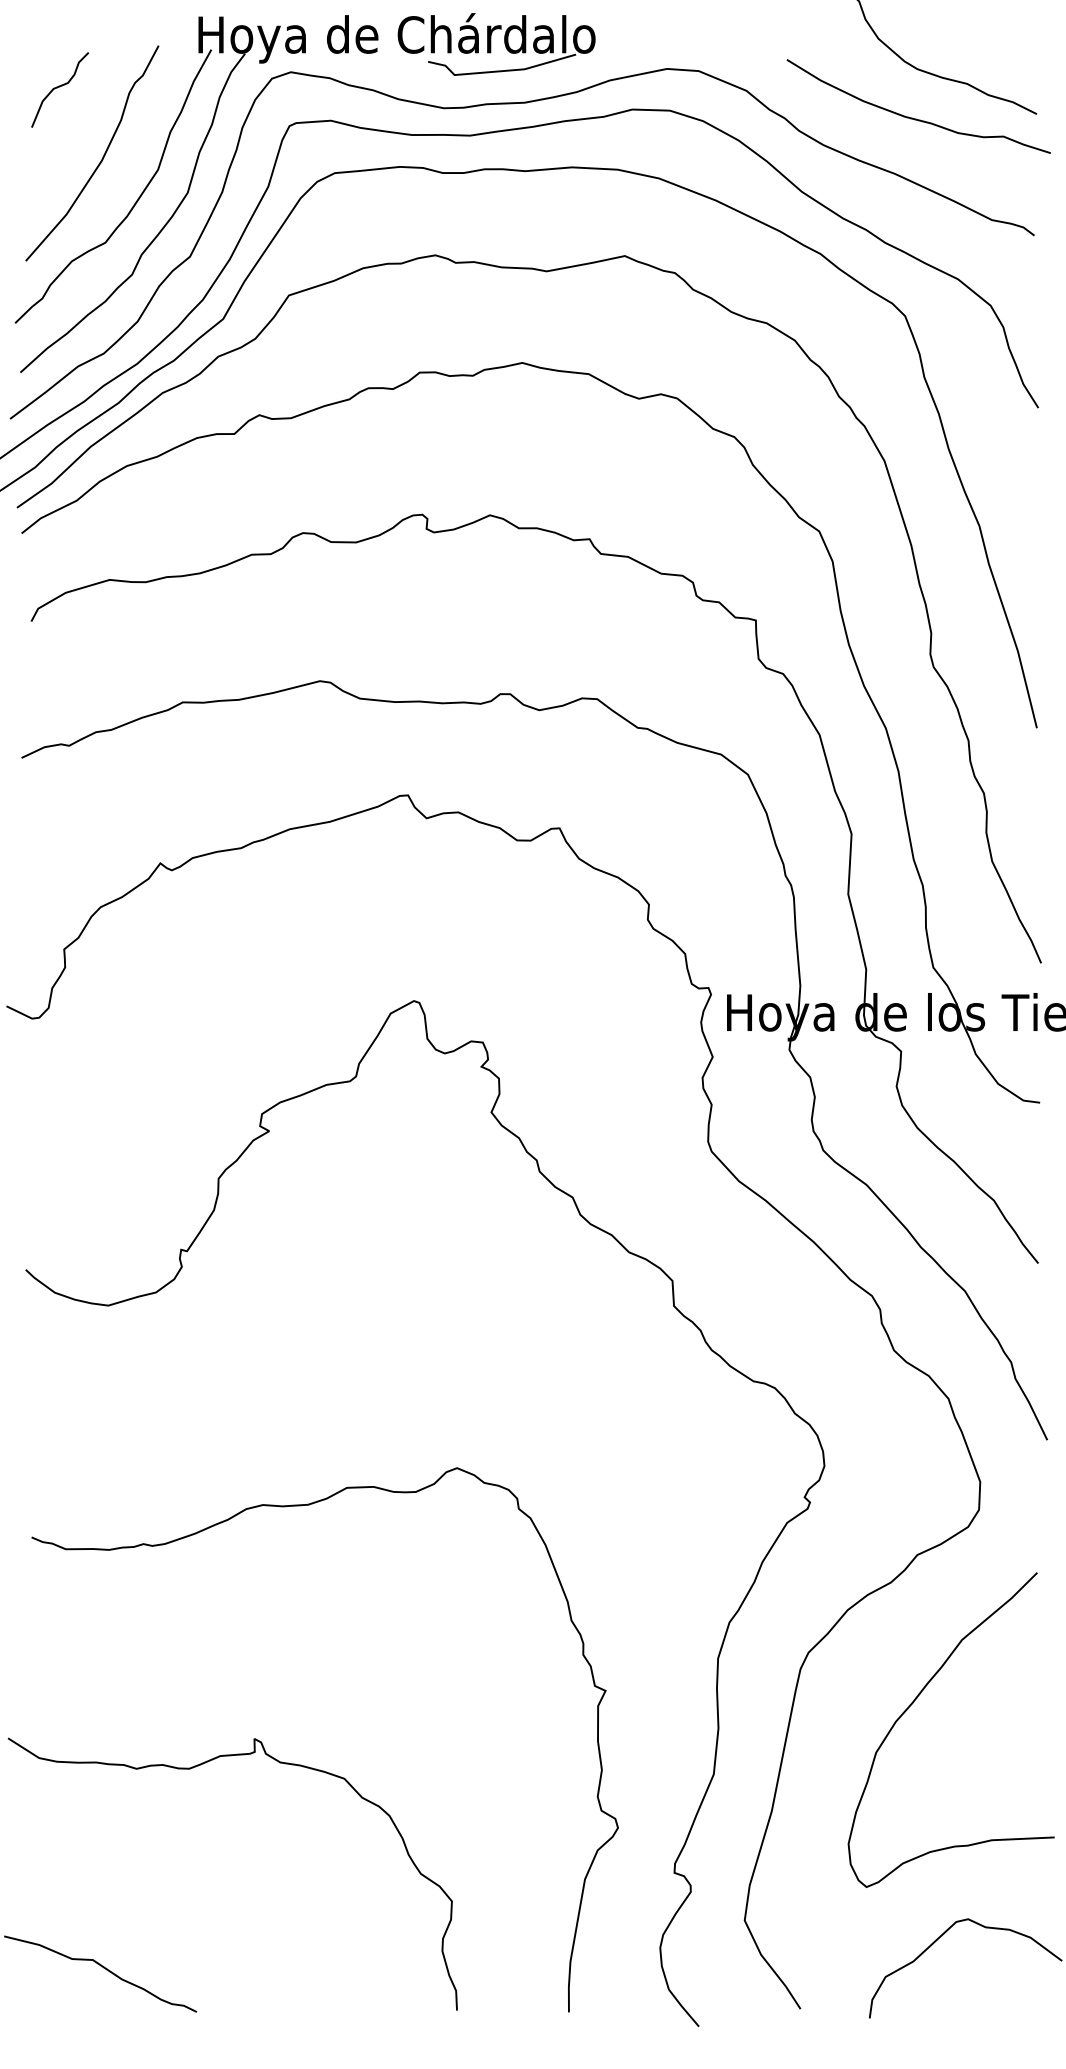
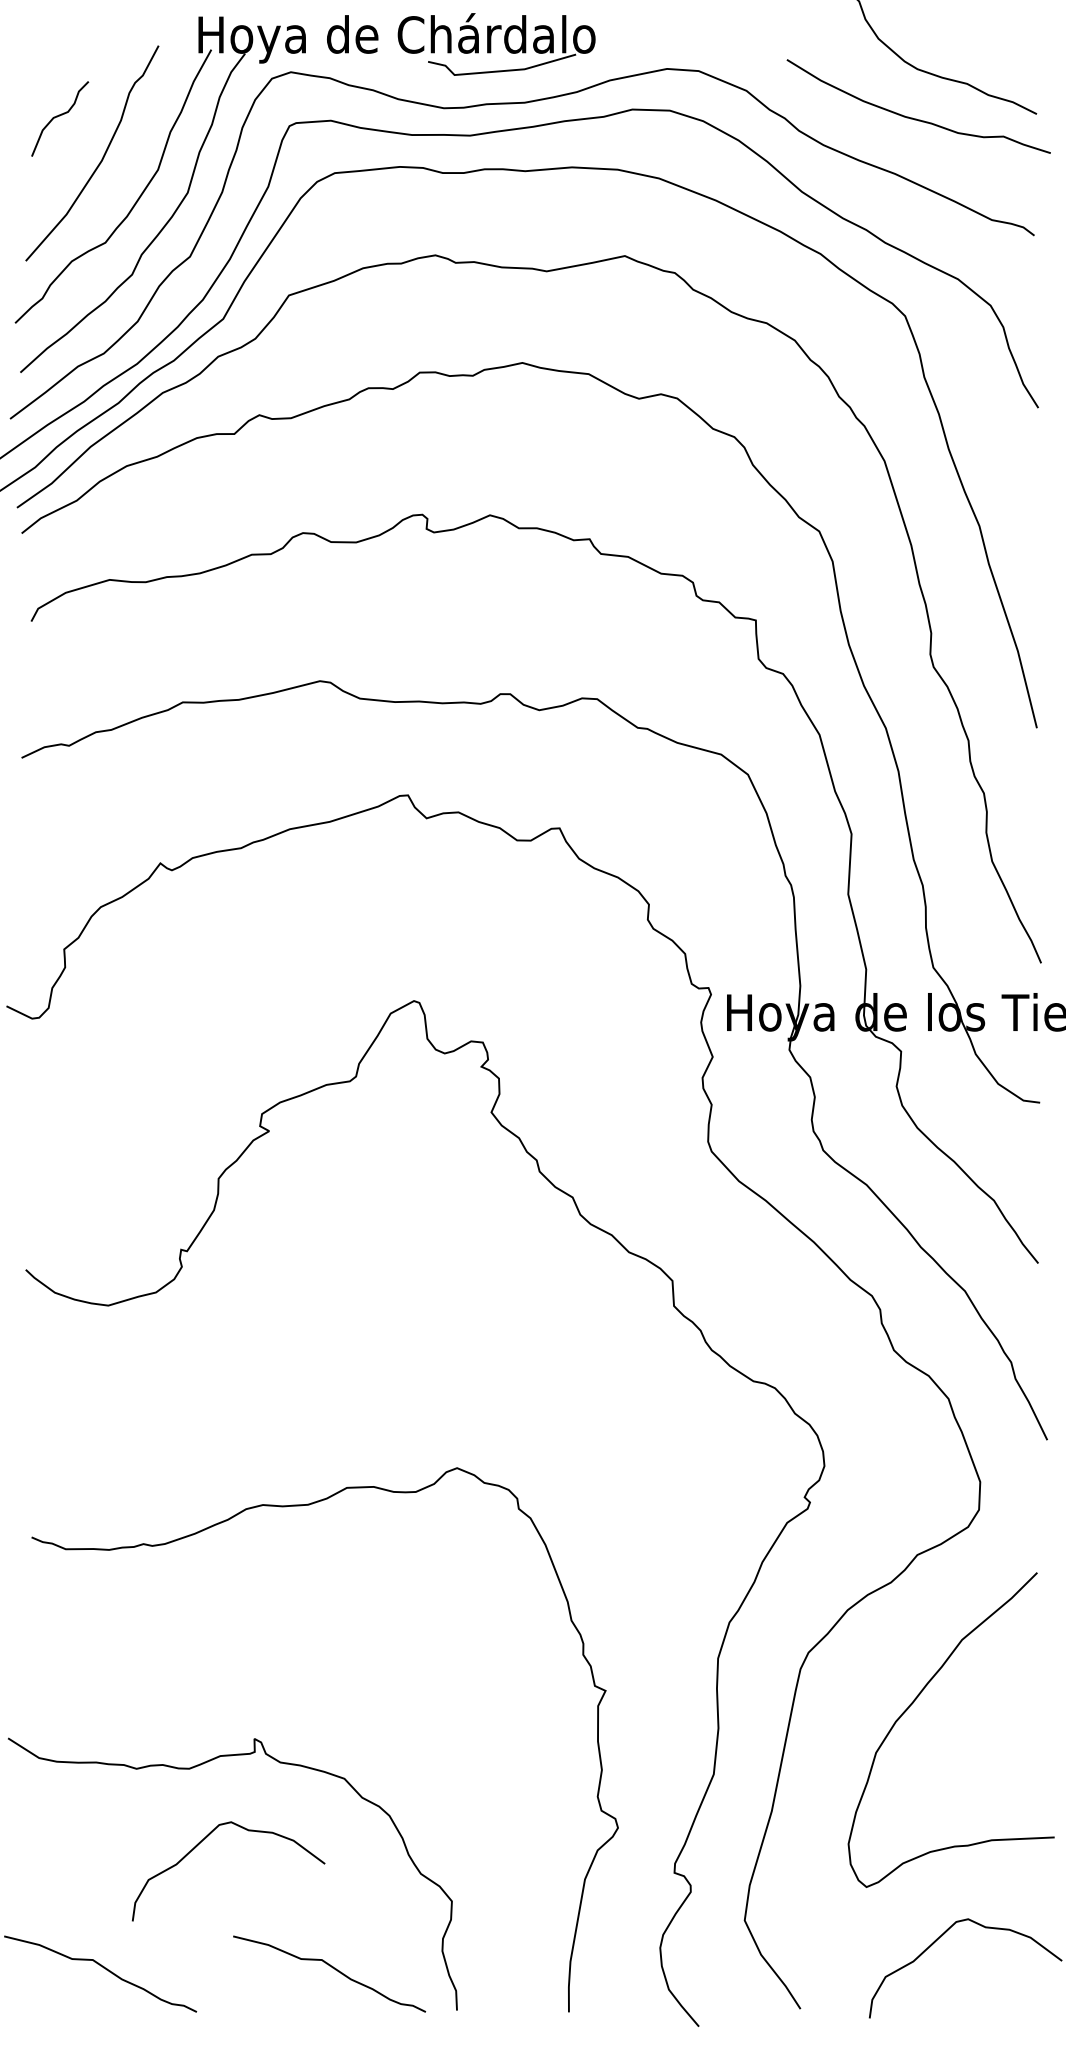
part position: (60, 89) -> (60, 118) (60, 118)
curve: none -> present (200, 1843)
part: none -> present (329, 1973)
